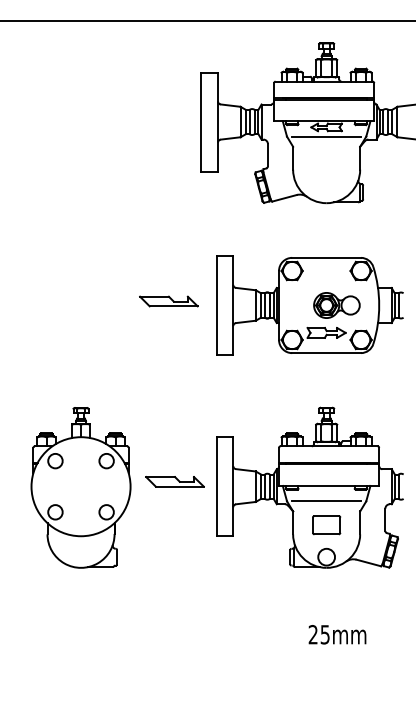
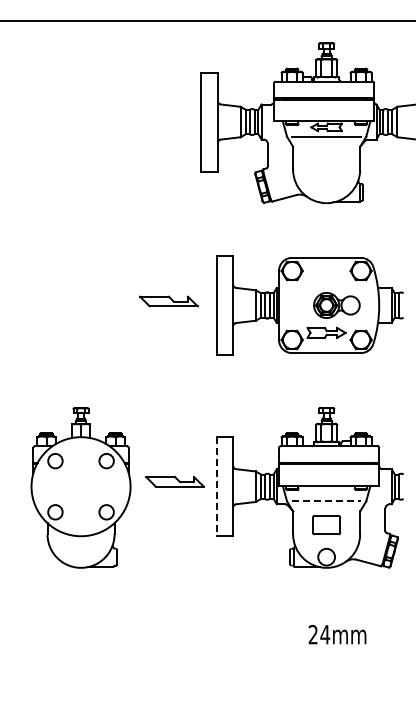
line: solid -> dashed (216, 486)
line: solid -> dashed (326, 501)
text: 25mm -> 24mm (325, 634)
